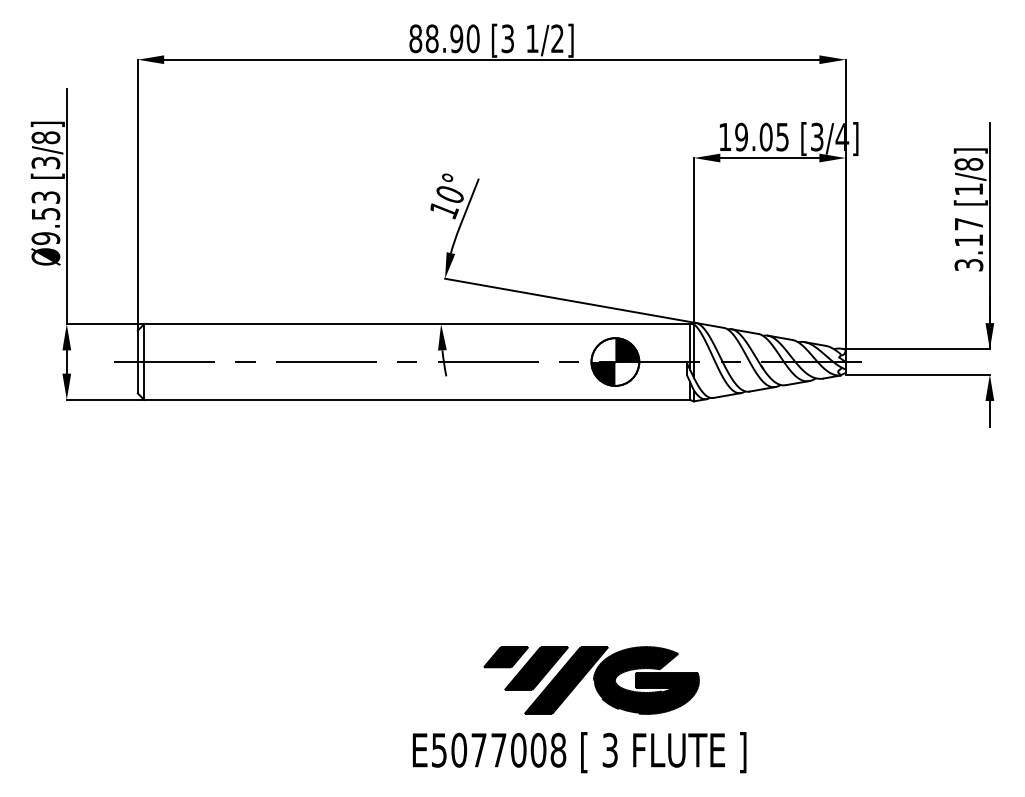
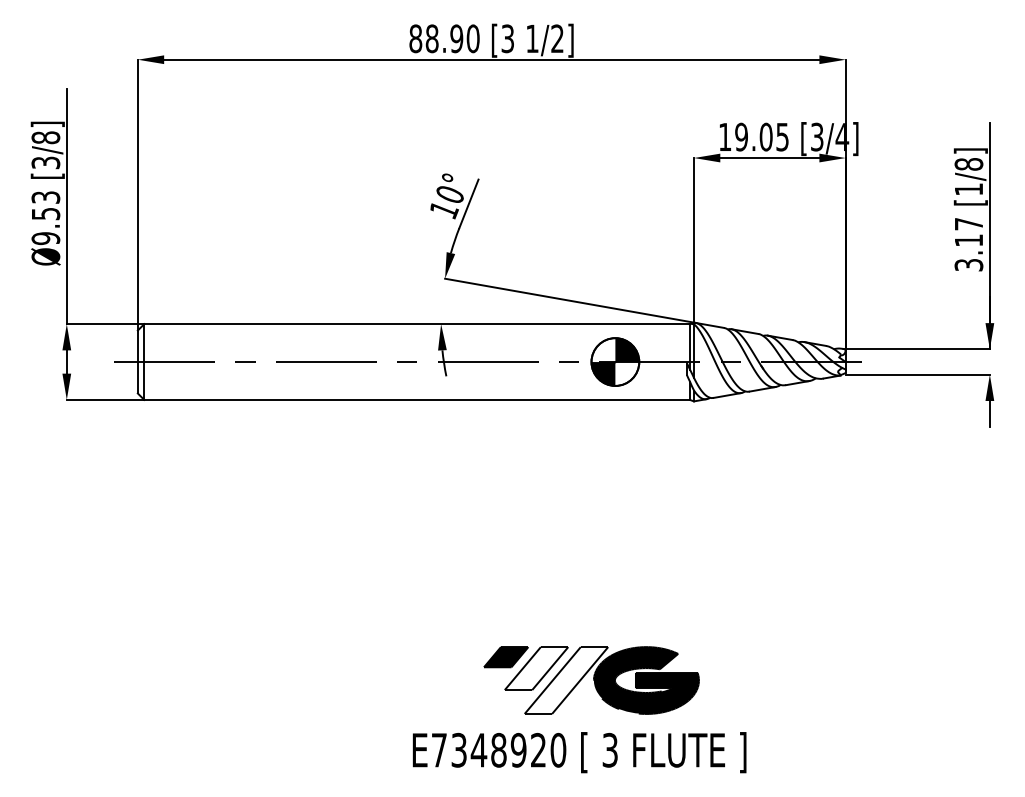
fill: present -> none (536, 668)
fill: present -> none (566, 680)
text: E5077008 -> E7348920 (499, 749)
